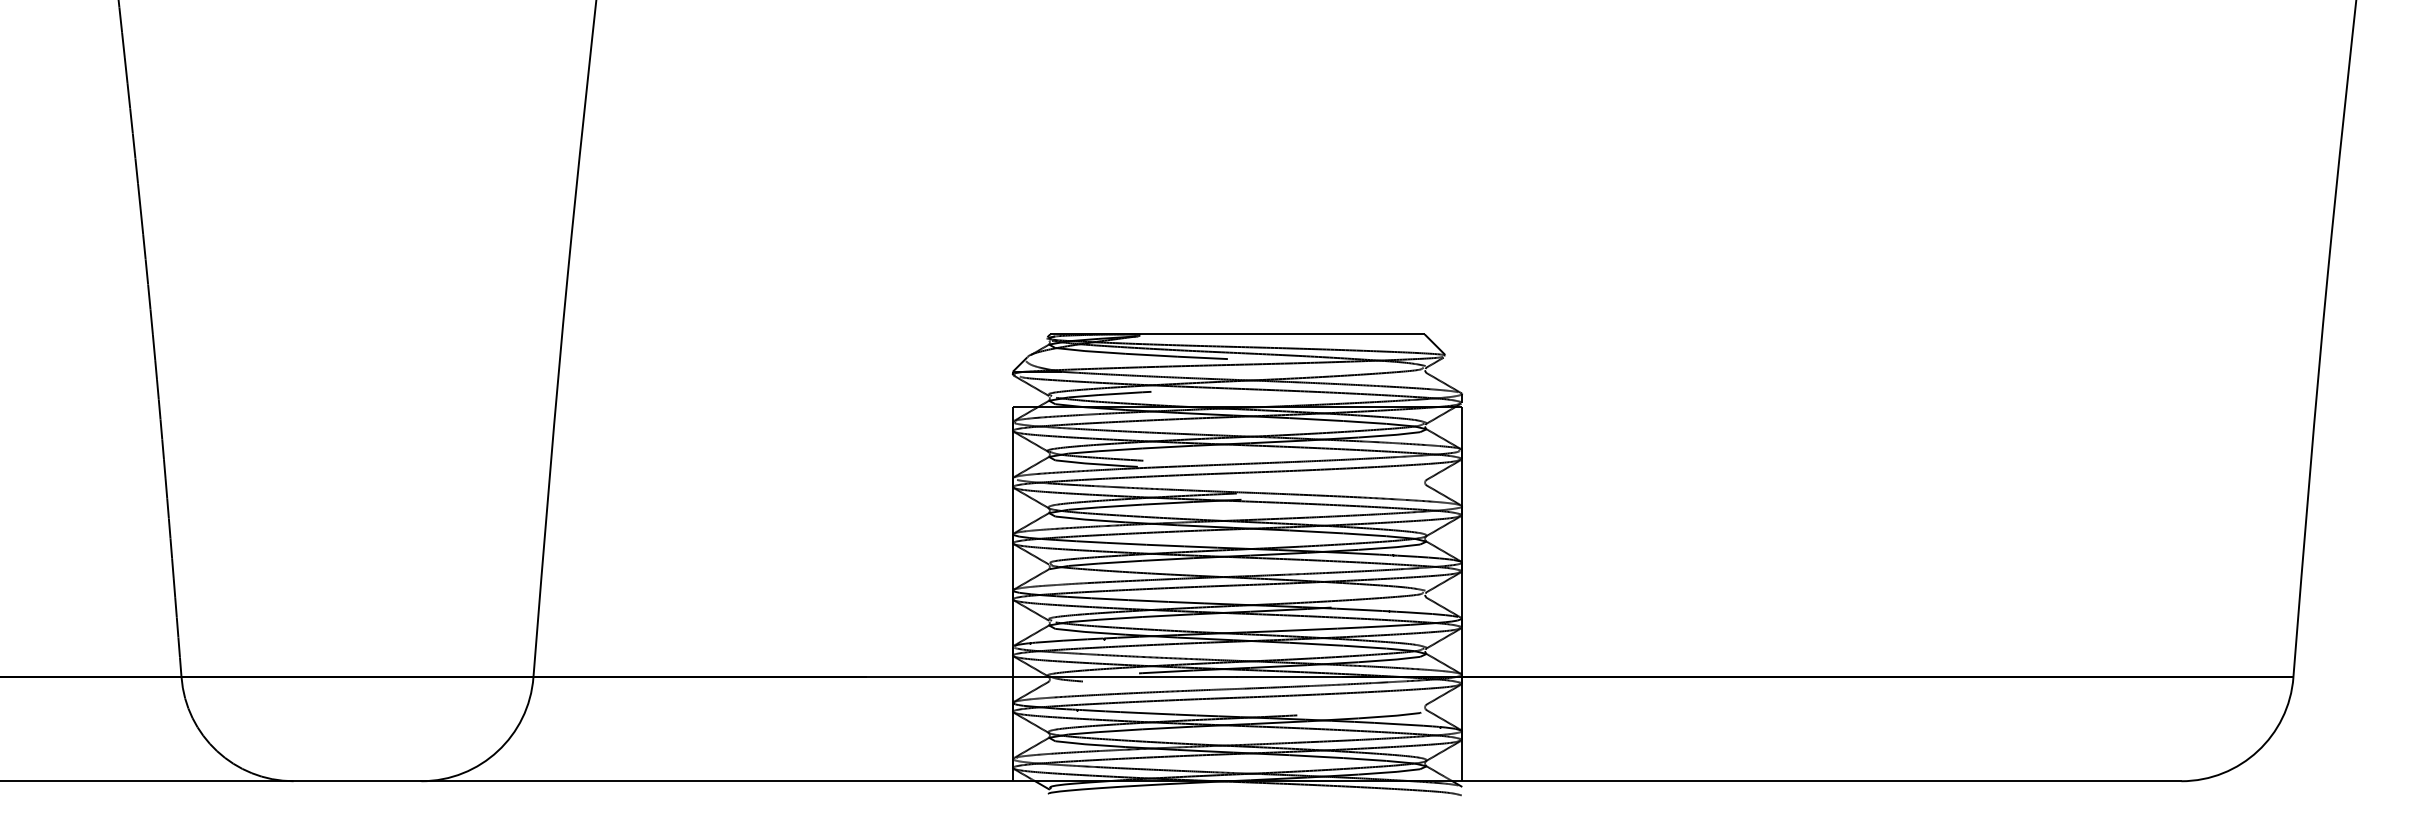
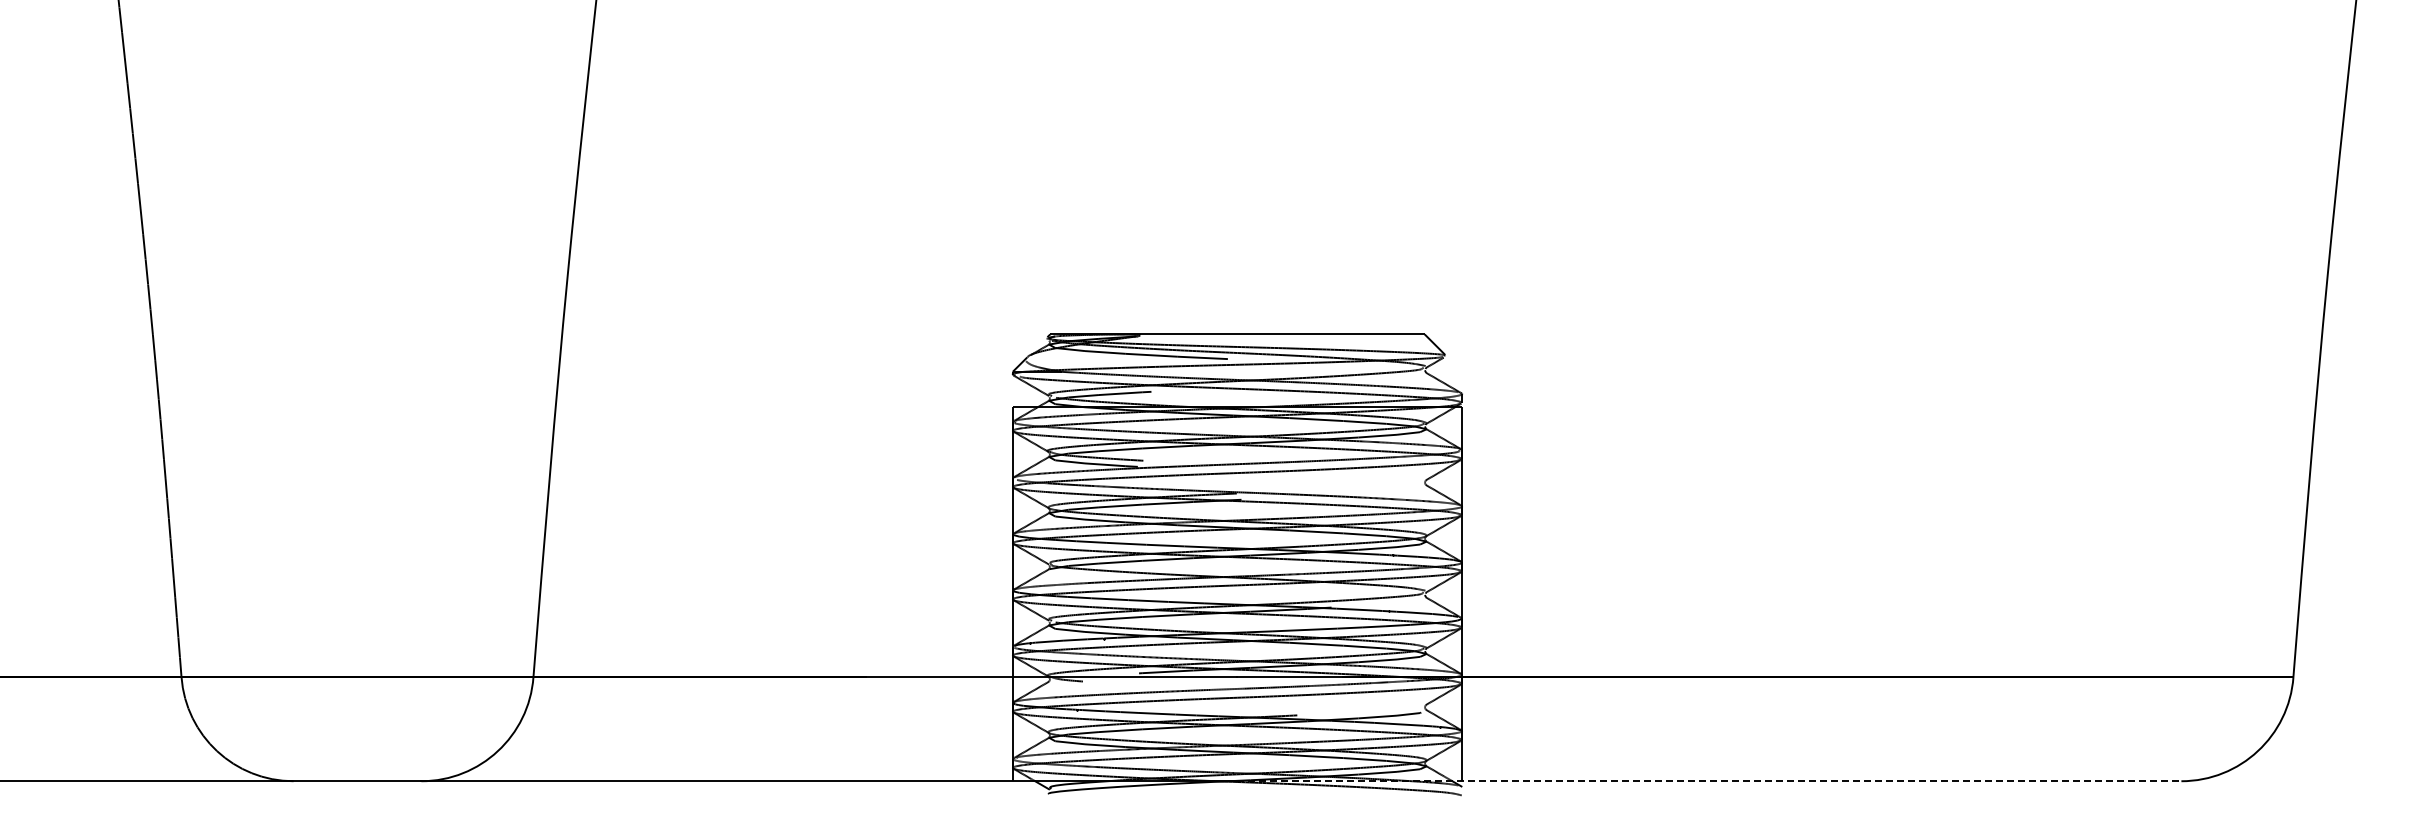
line: solid -> dashed (1709, 781)
